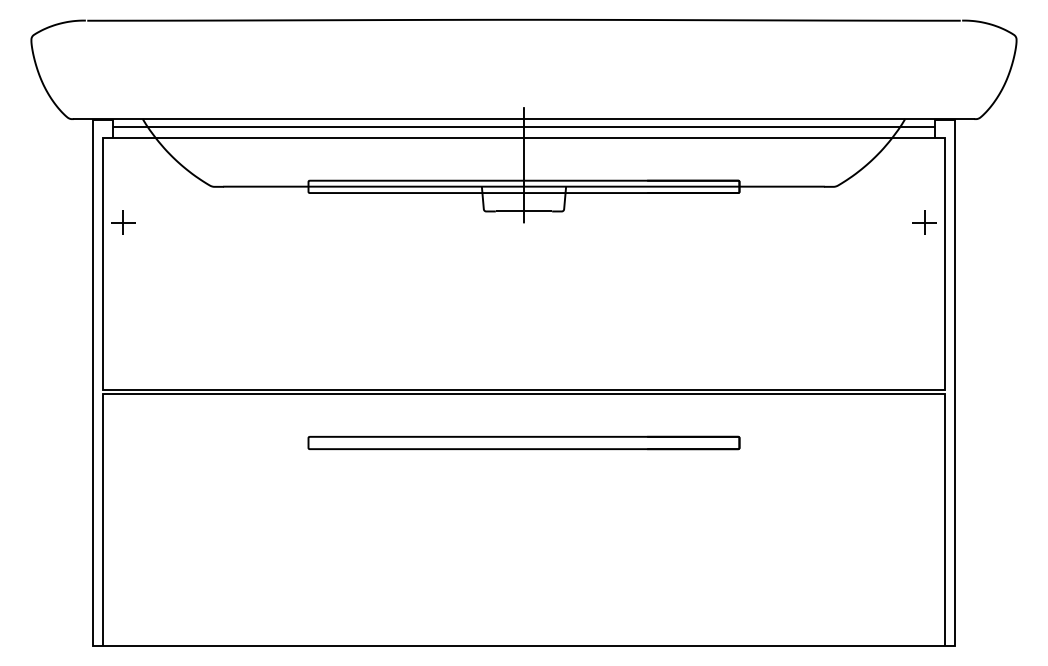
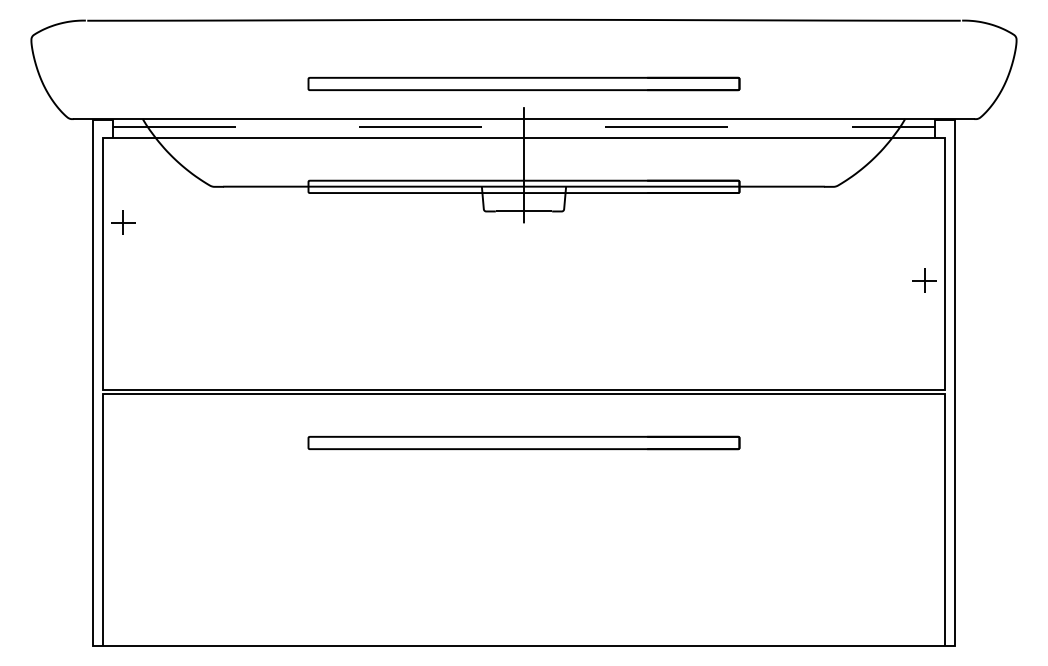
part: none -> present (523, 83)
line: solid -> dashed (523, 126)
part position: (924, 222) -> (924, 280) (924, 280)
